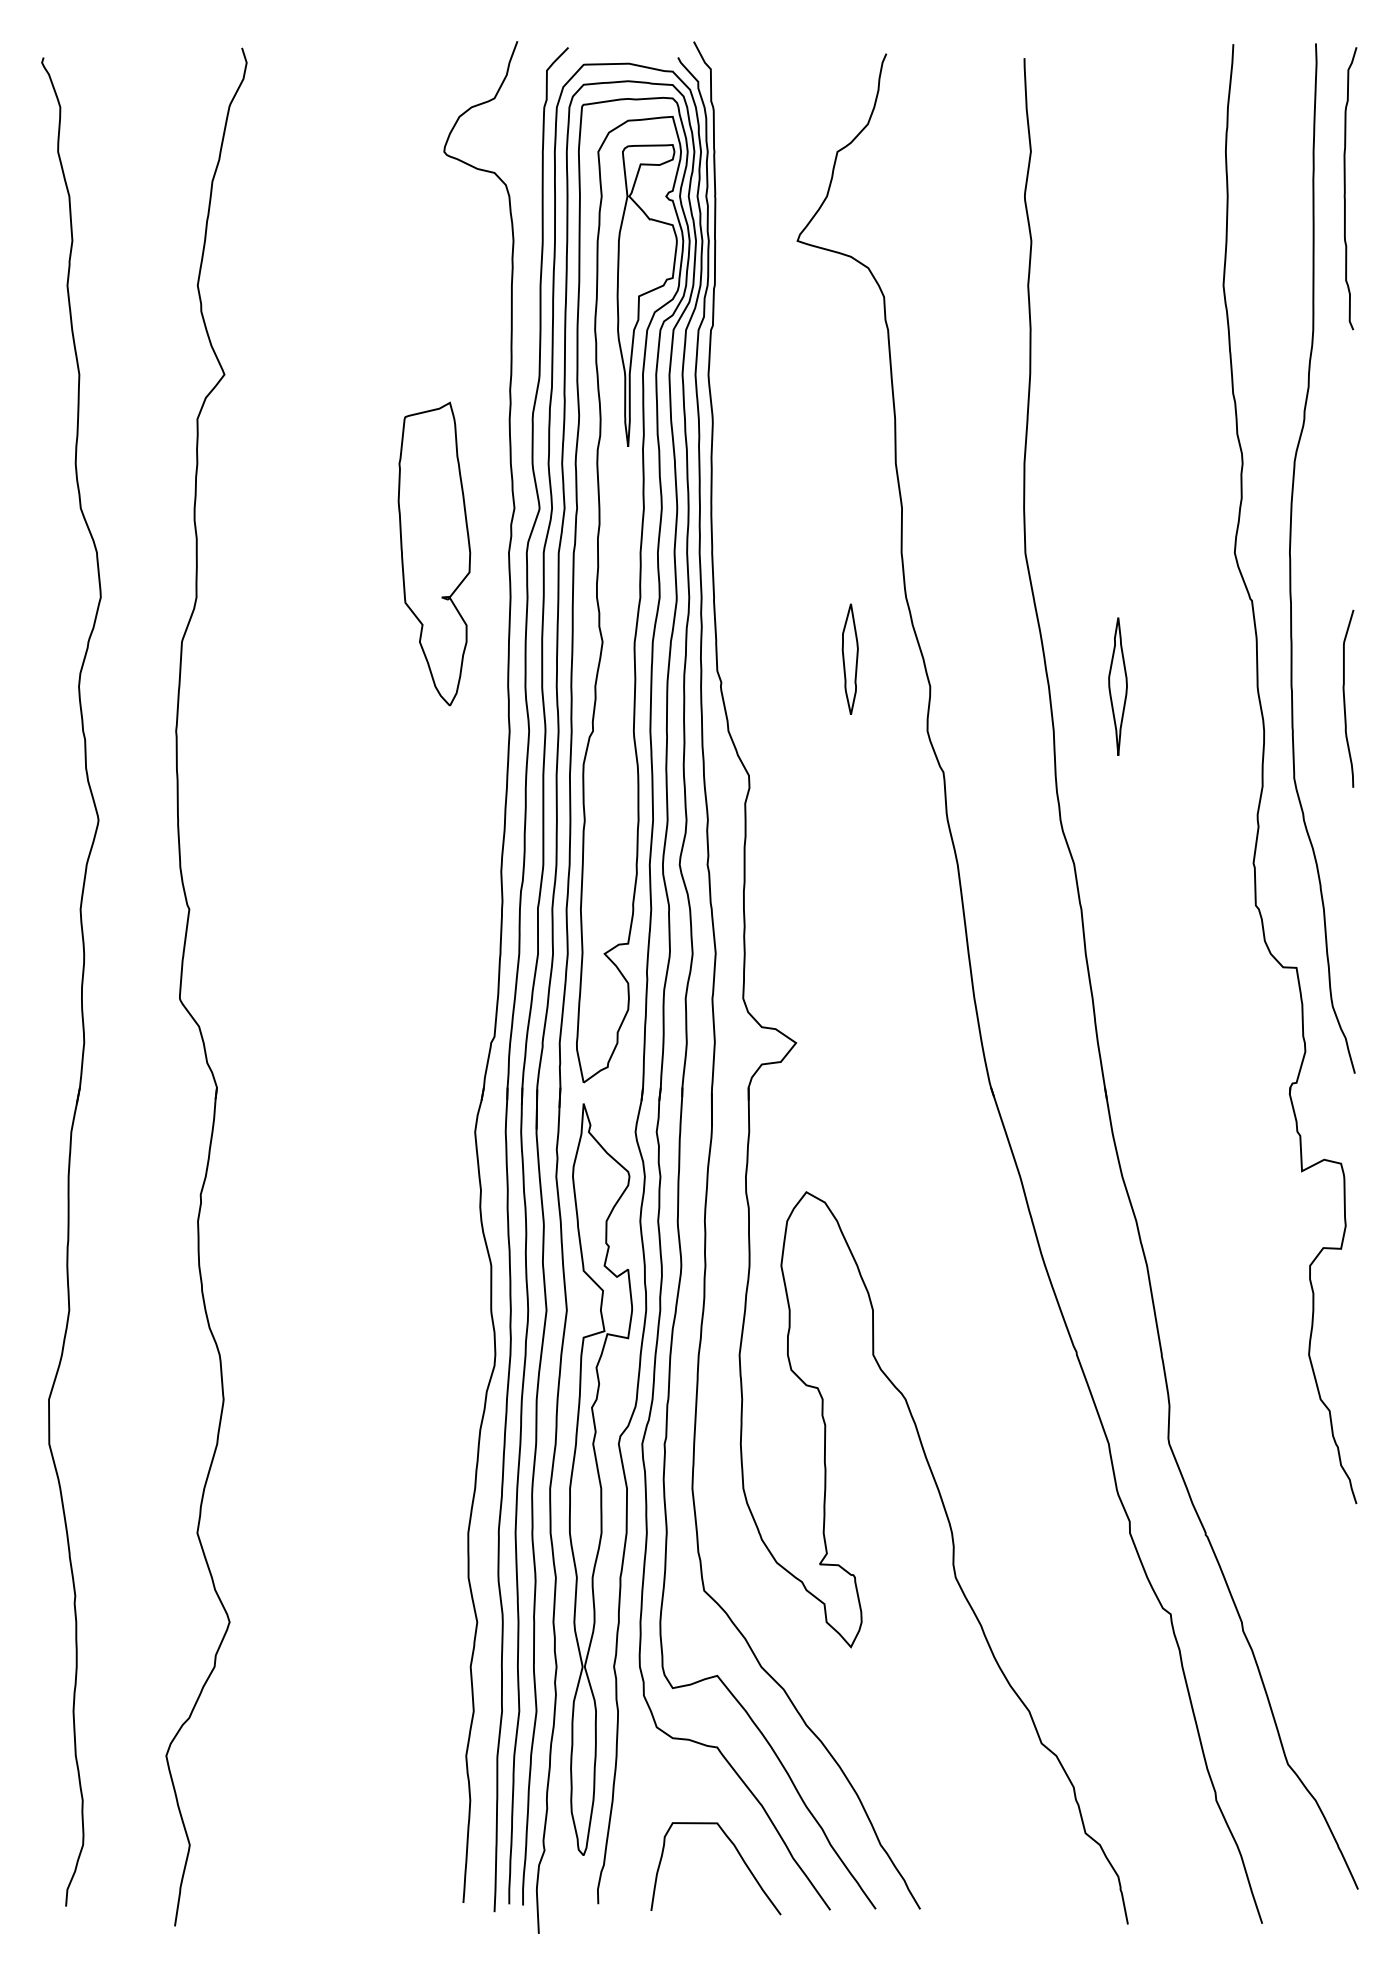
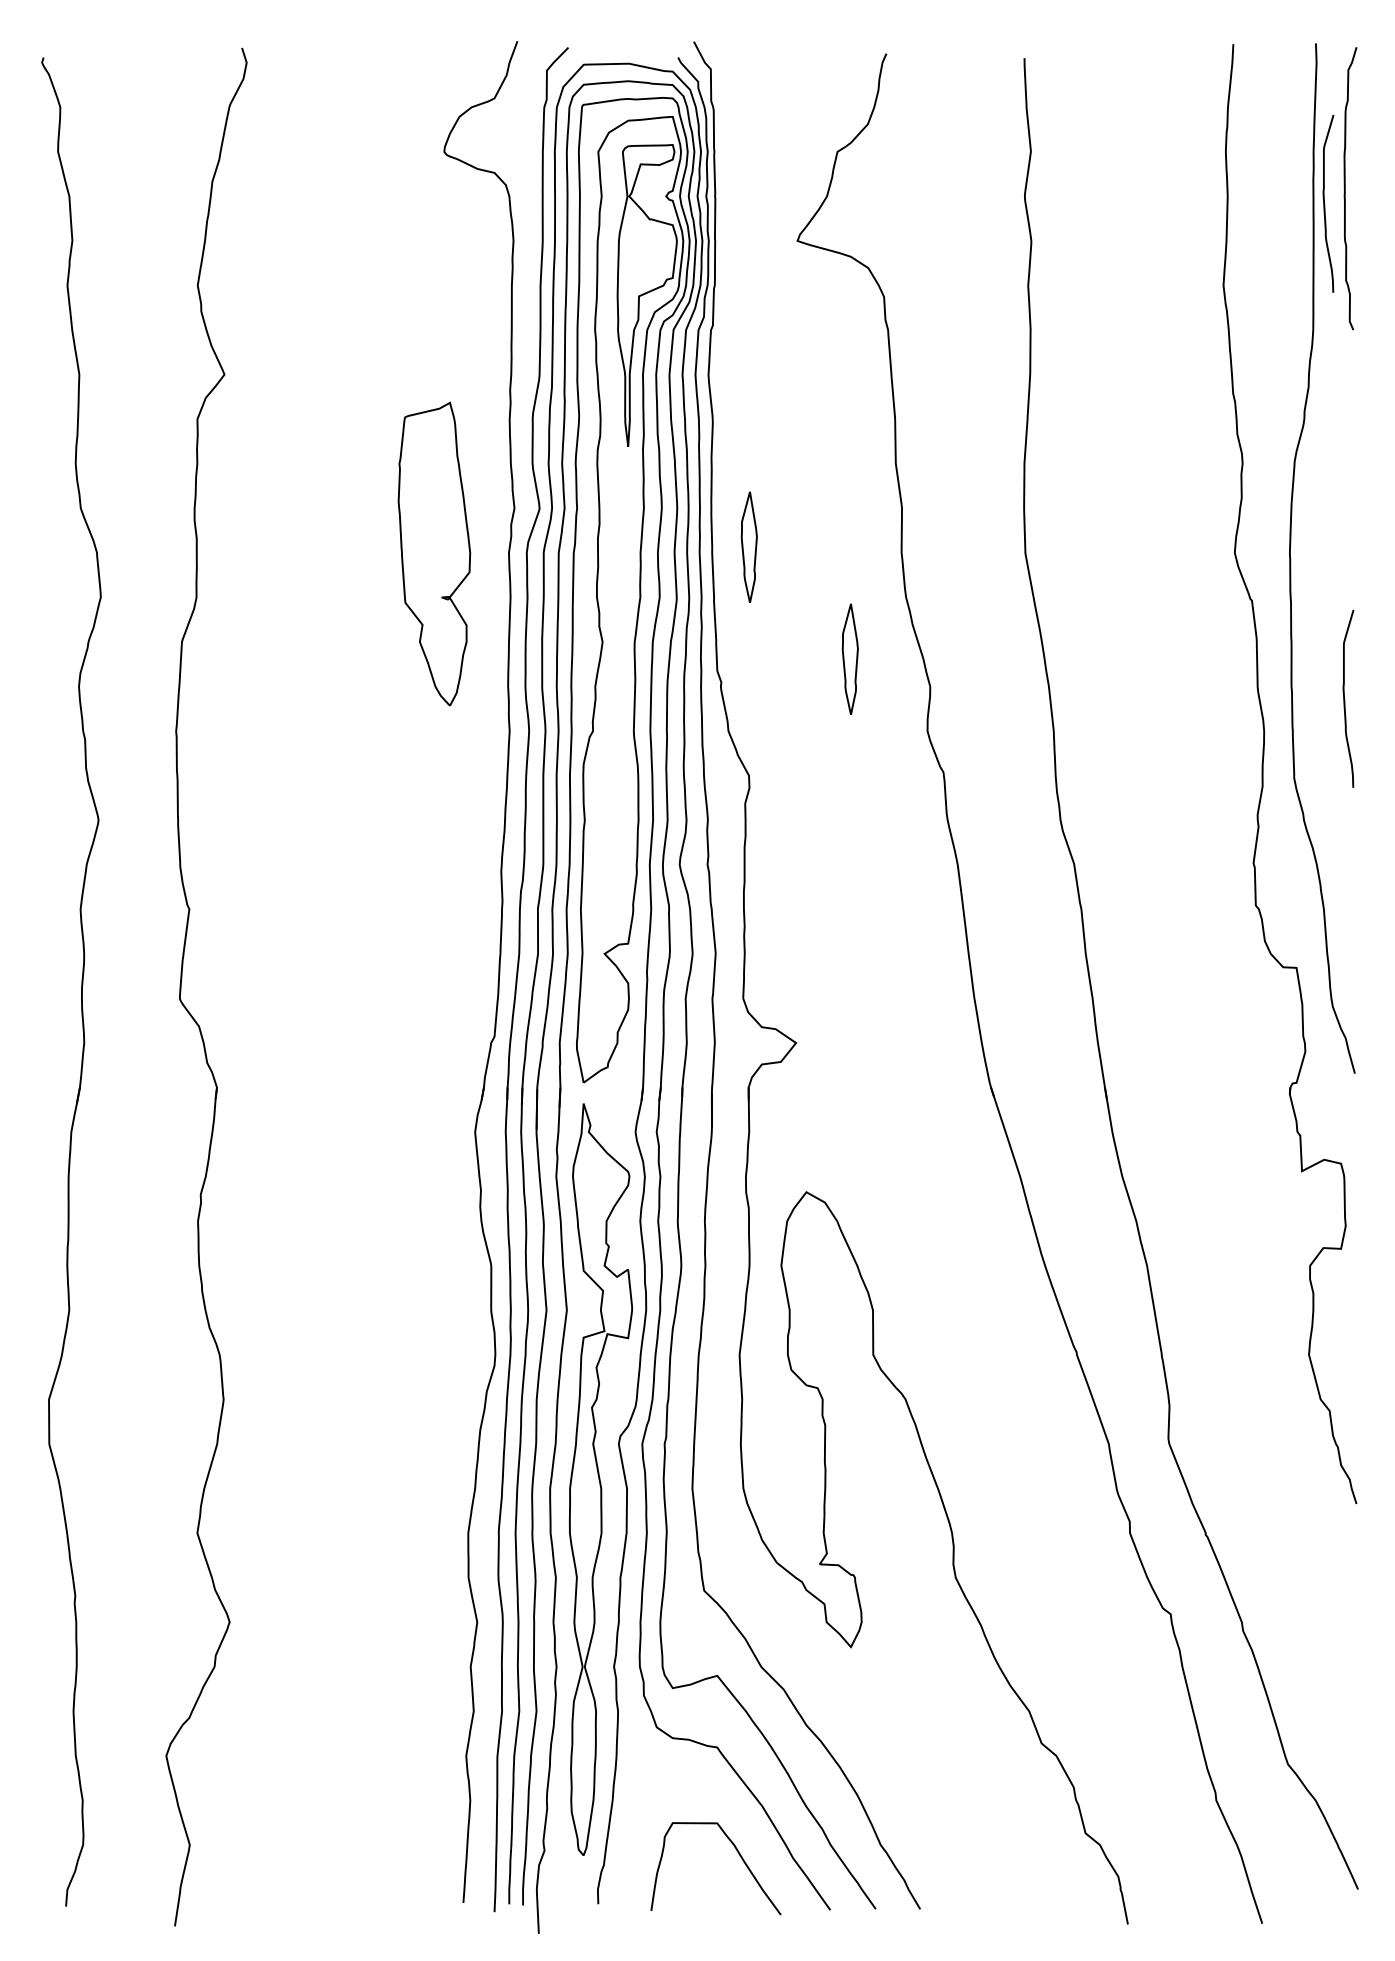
curve: none -> present (1325, 204)
part: none -> present (748, 546)
part: present -> none (1117, 686)
